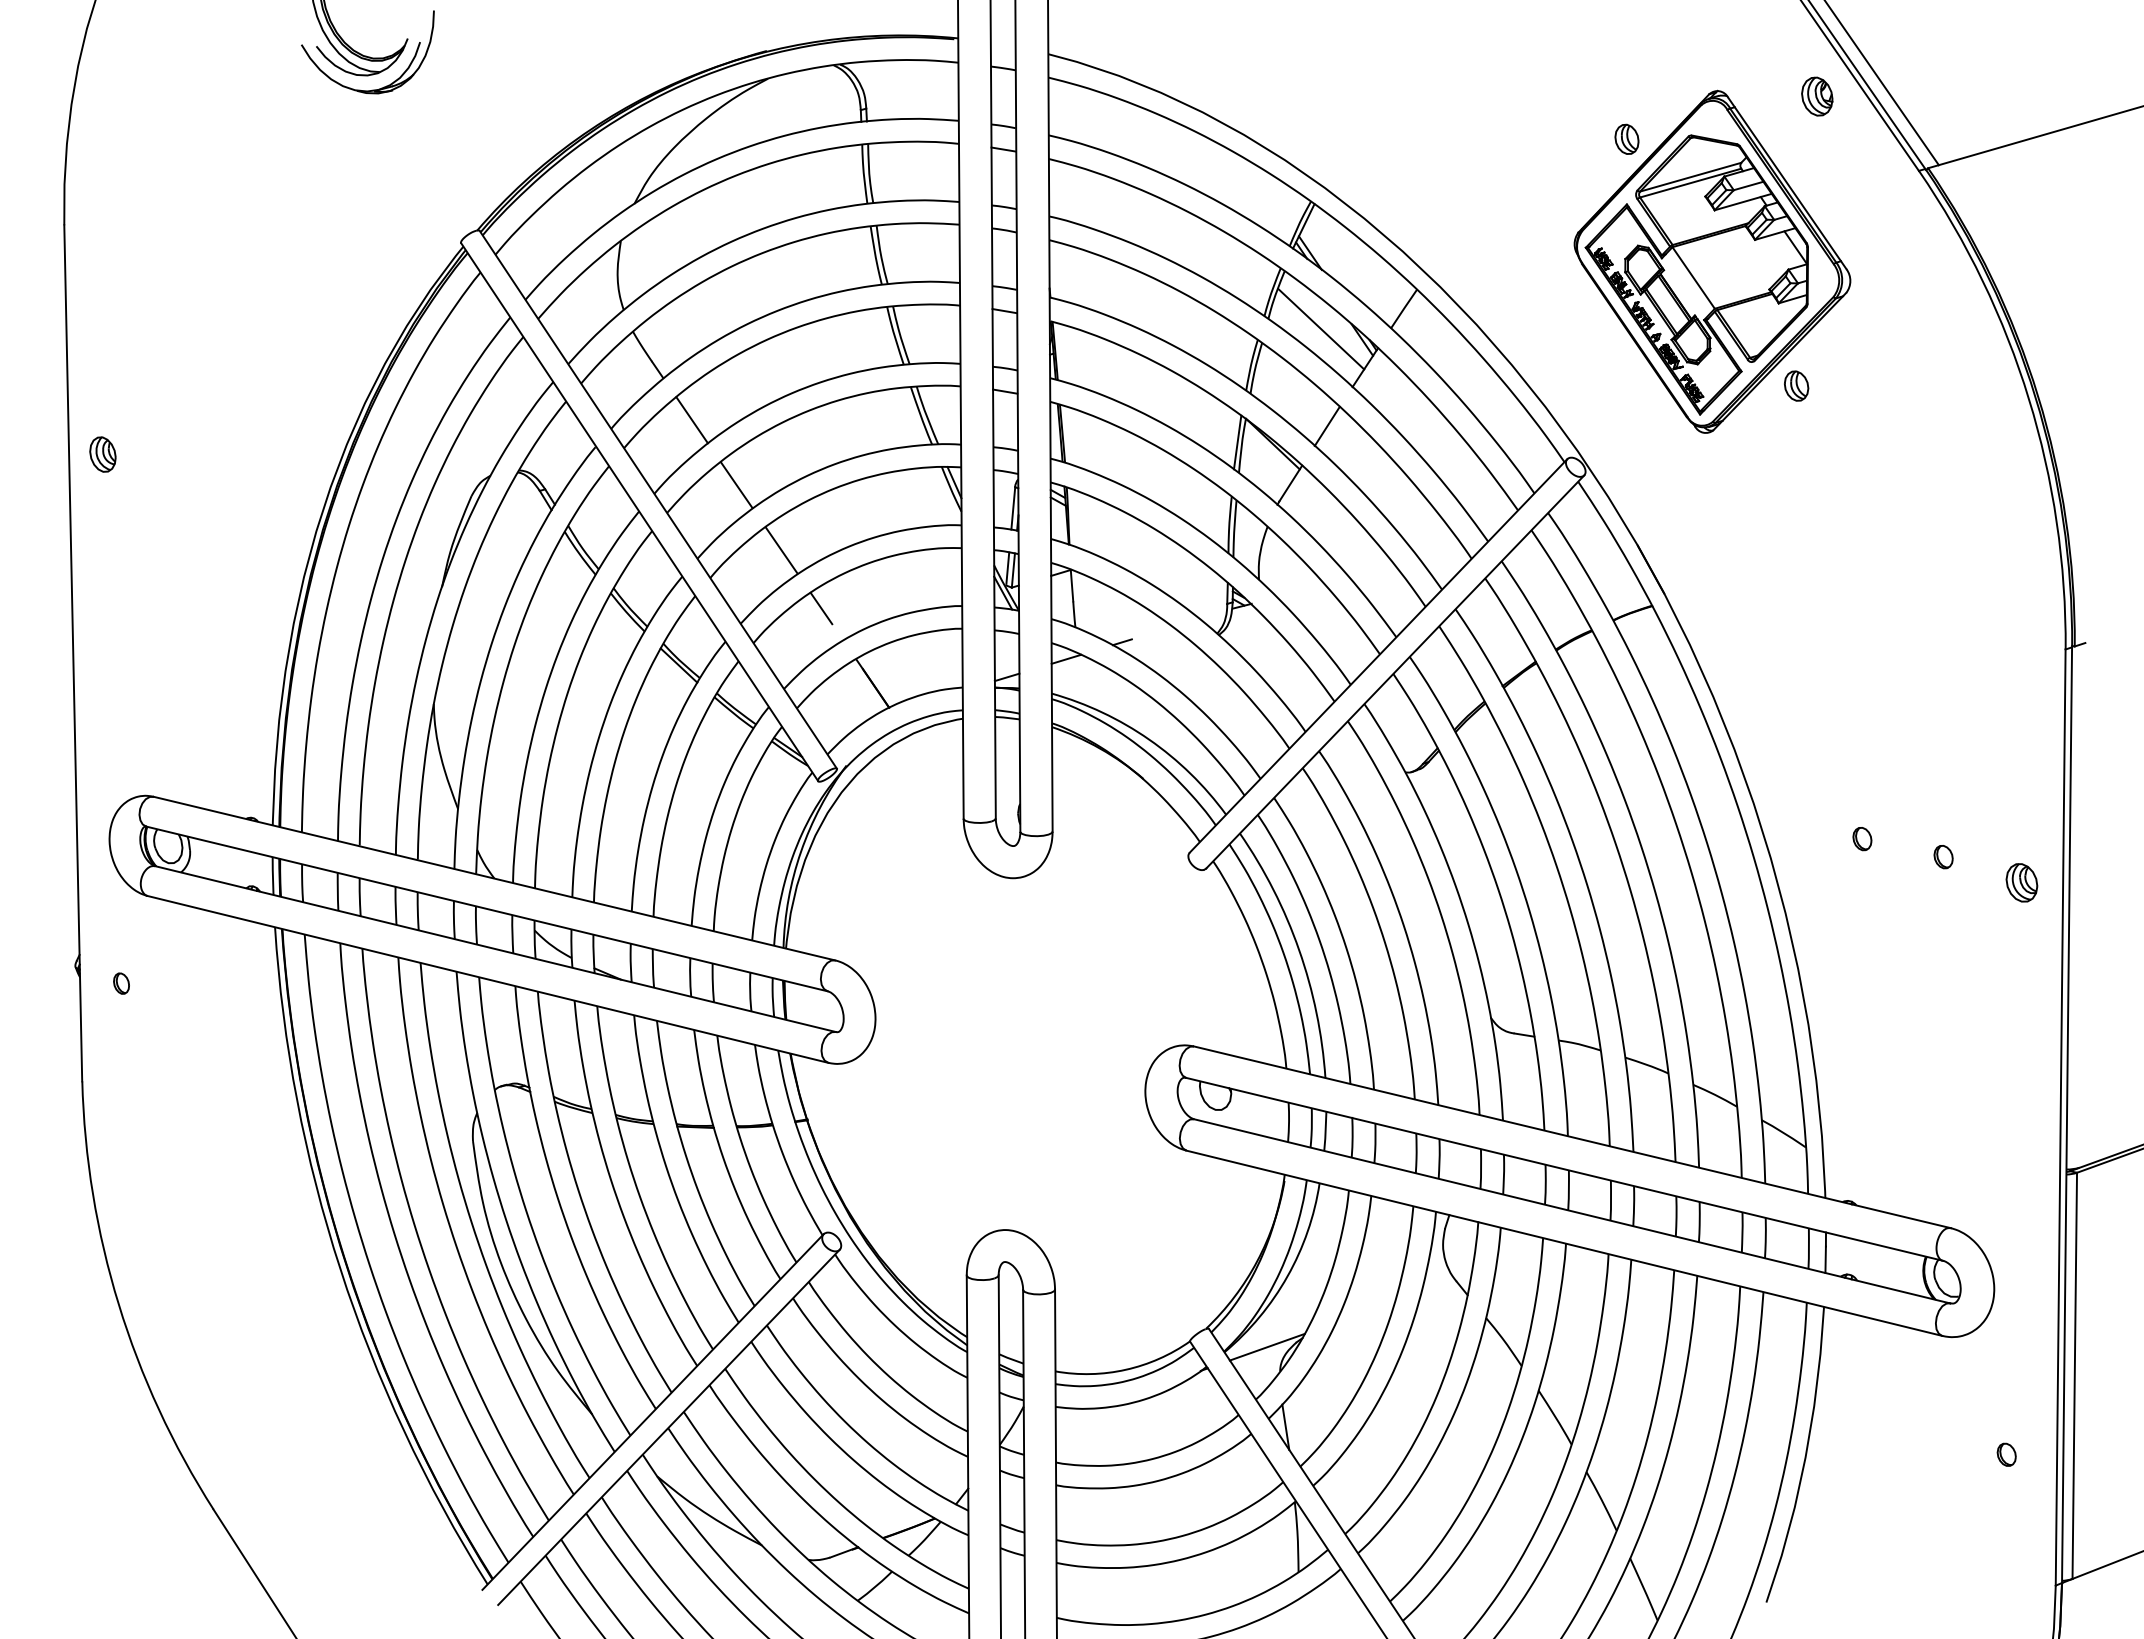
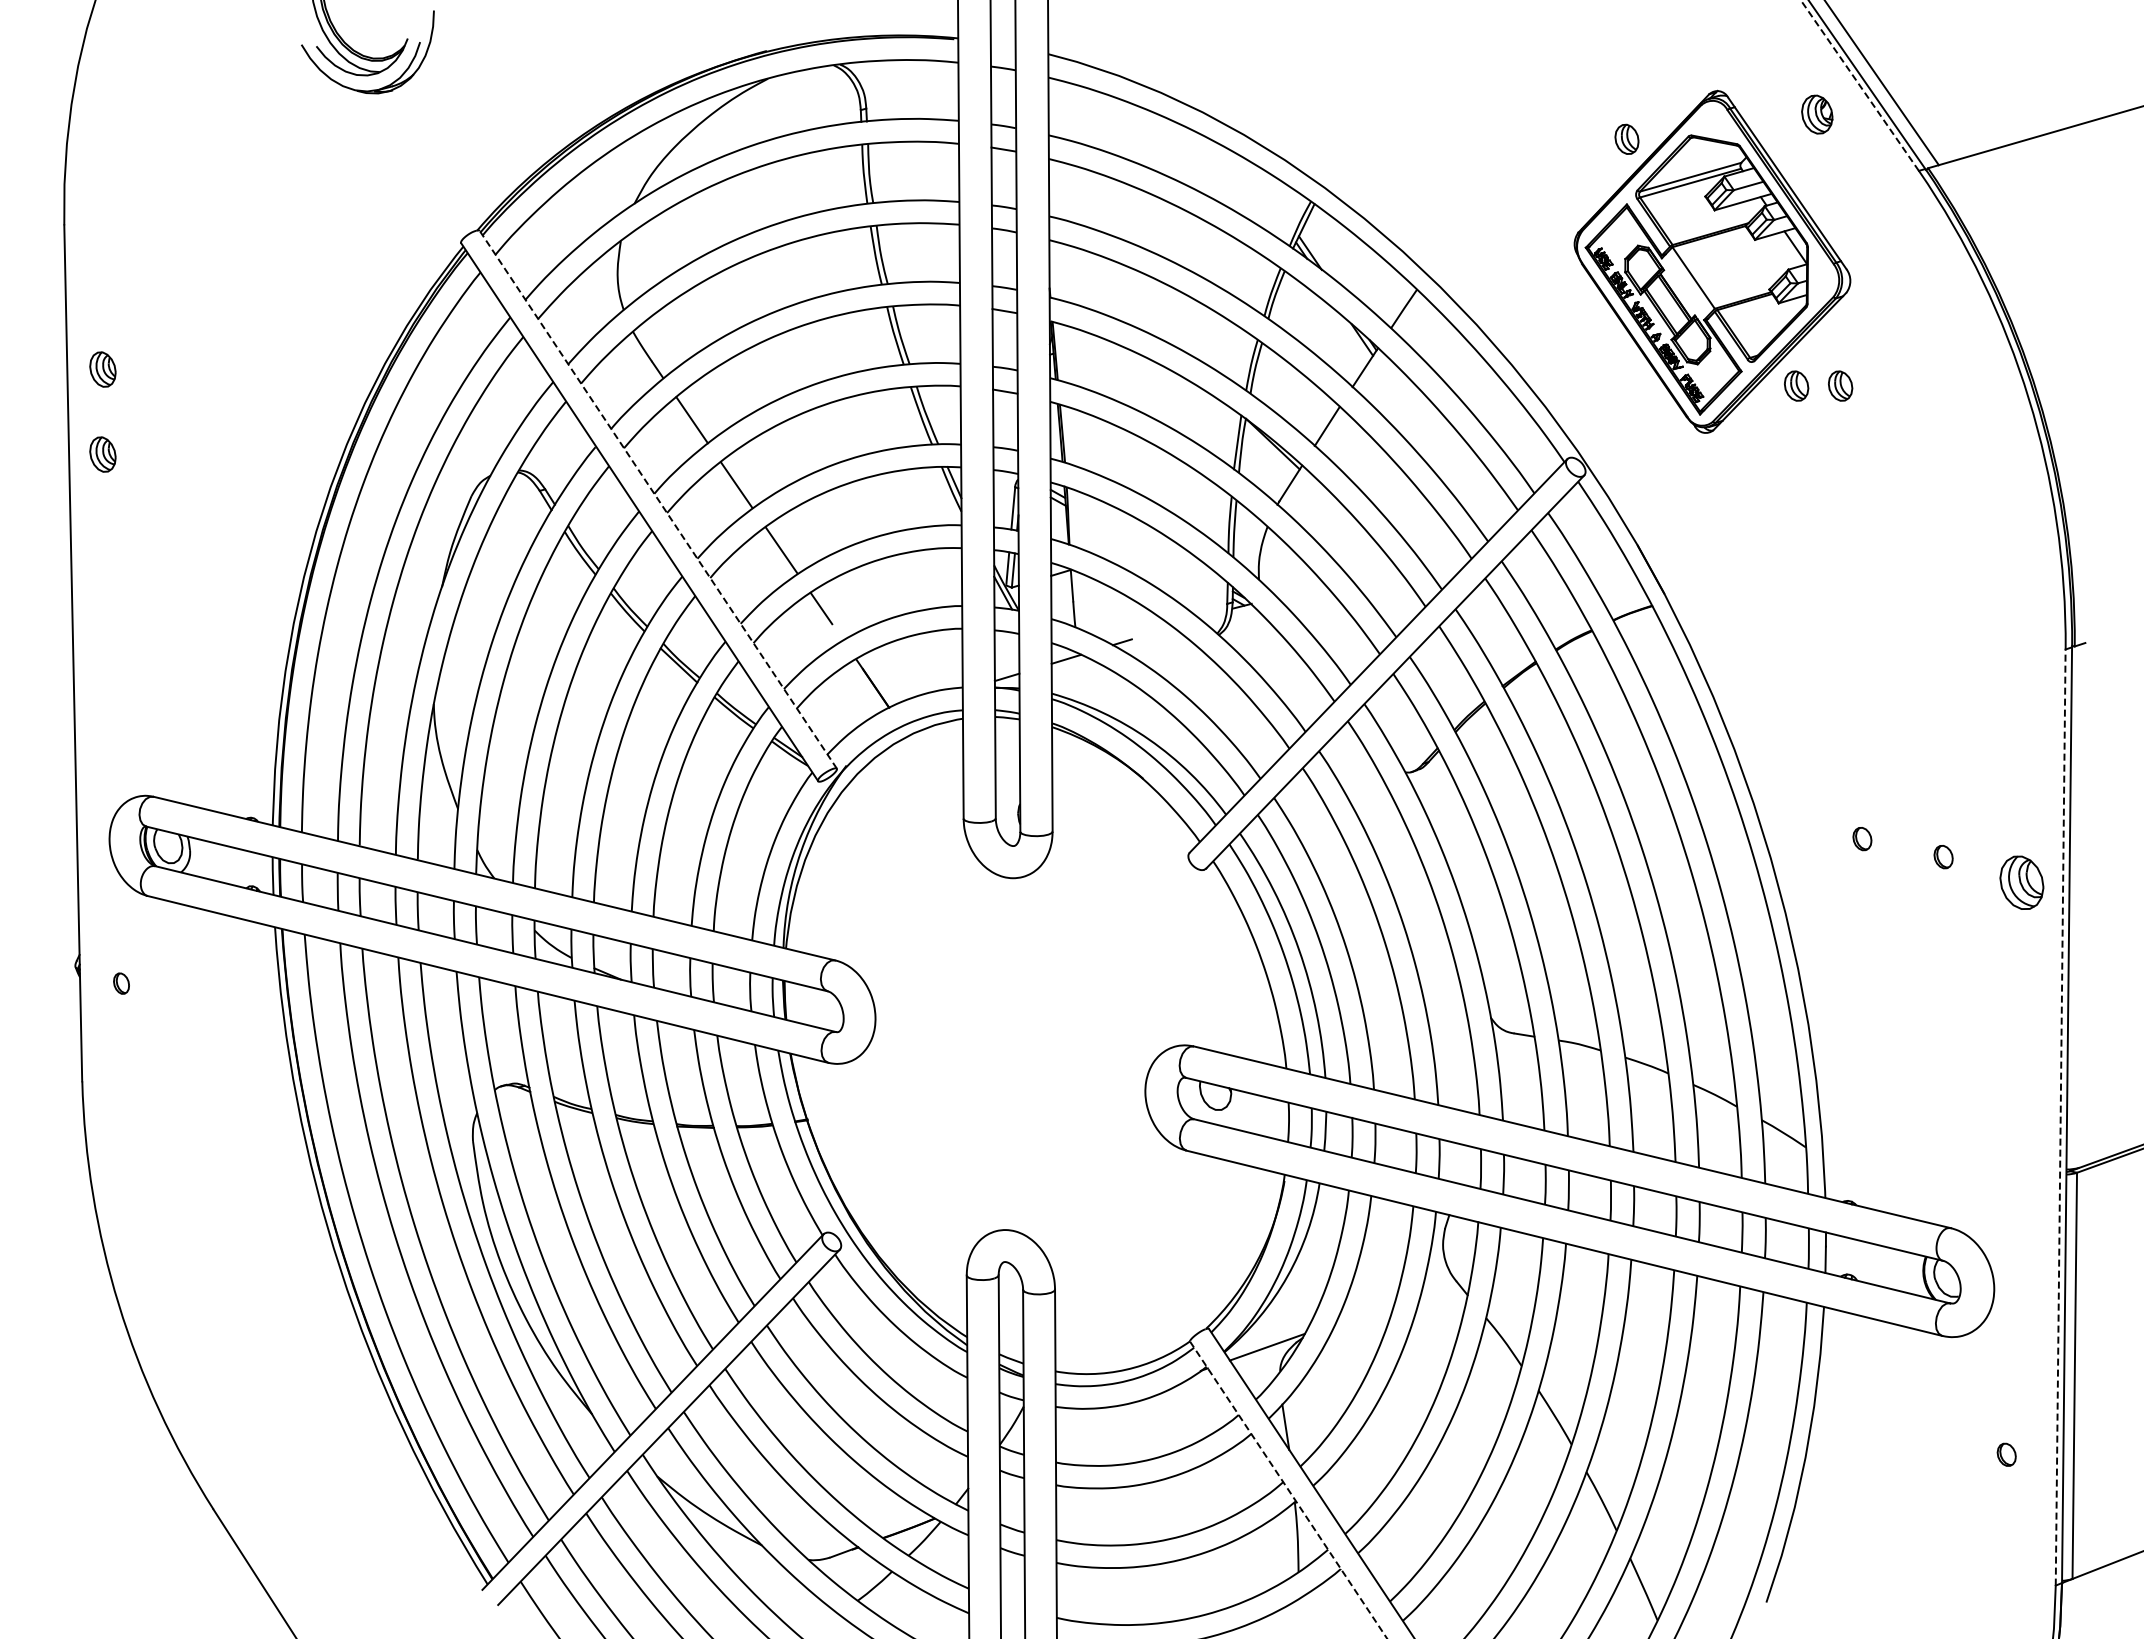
line: solid -> dashed (1859, 85)
part position: (1817, 96) -> (1817, 114) (1817, 114)
line: present -> none (1321, 328)
part: none -> present (102, 369)
part: none -> present (1840, 385)
line: solid -> dashed (658, 499)
part size: 34x40 px -> 46x55 px (2021, 882)
line: solid -> dashed (2060, 1117)
line: solid -> dashed (1288, 1490)
